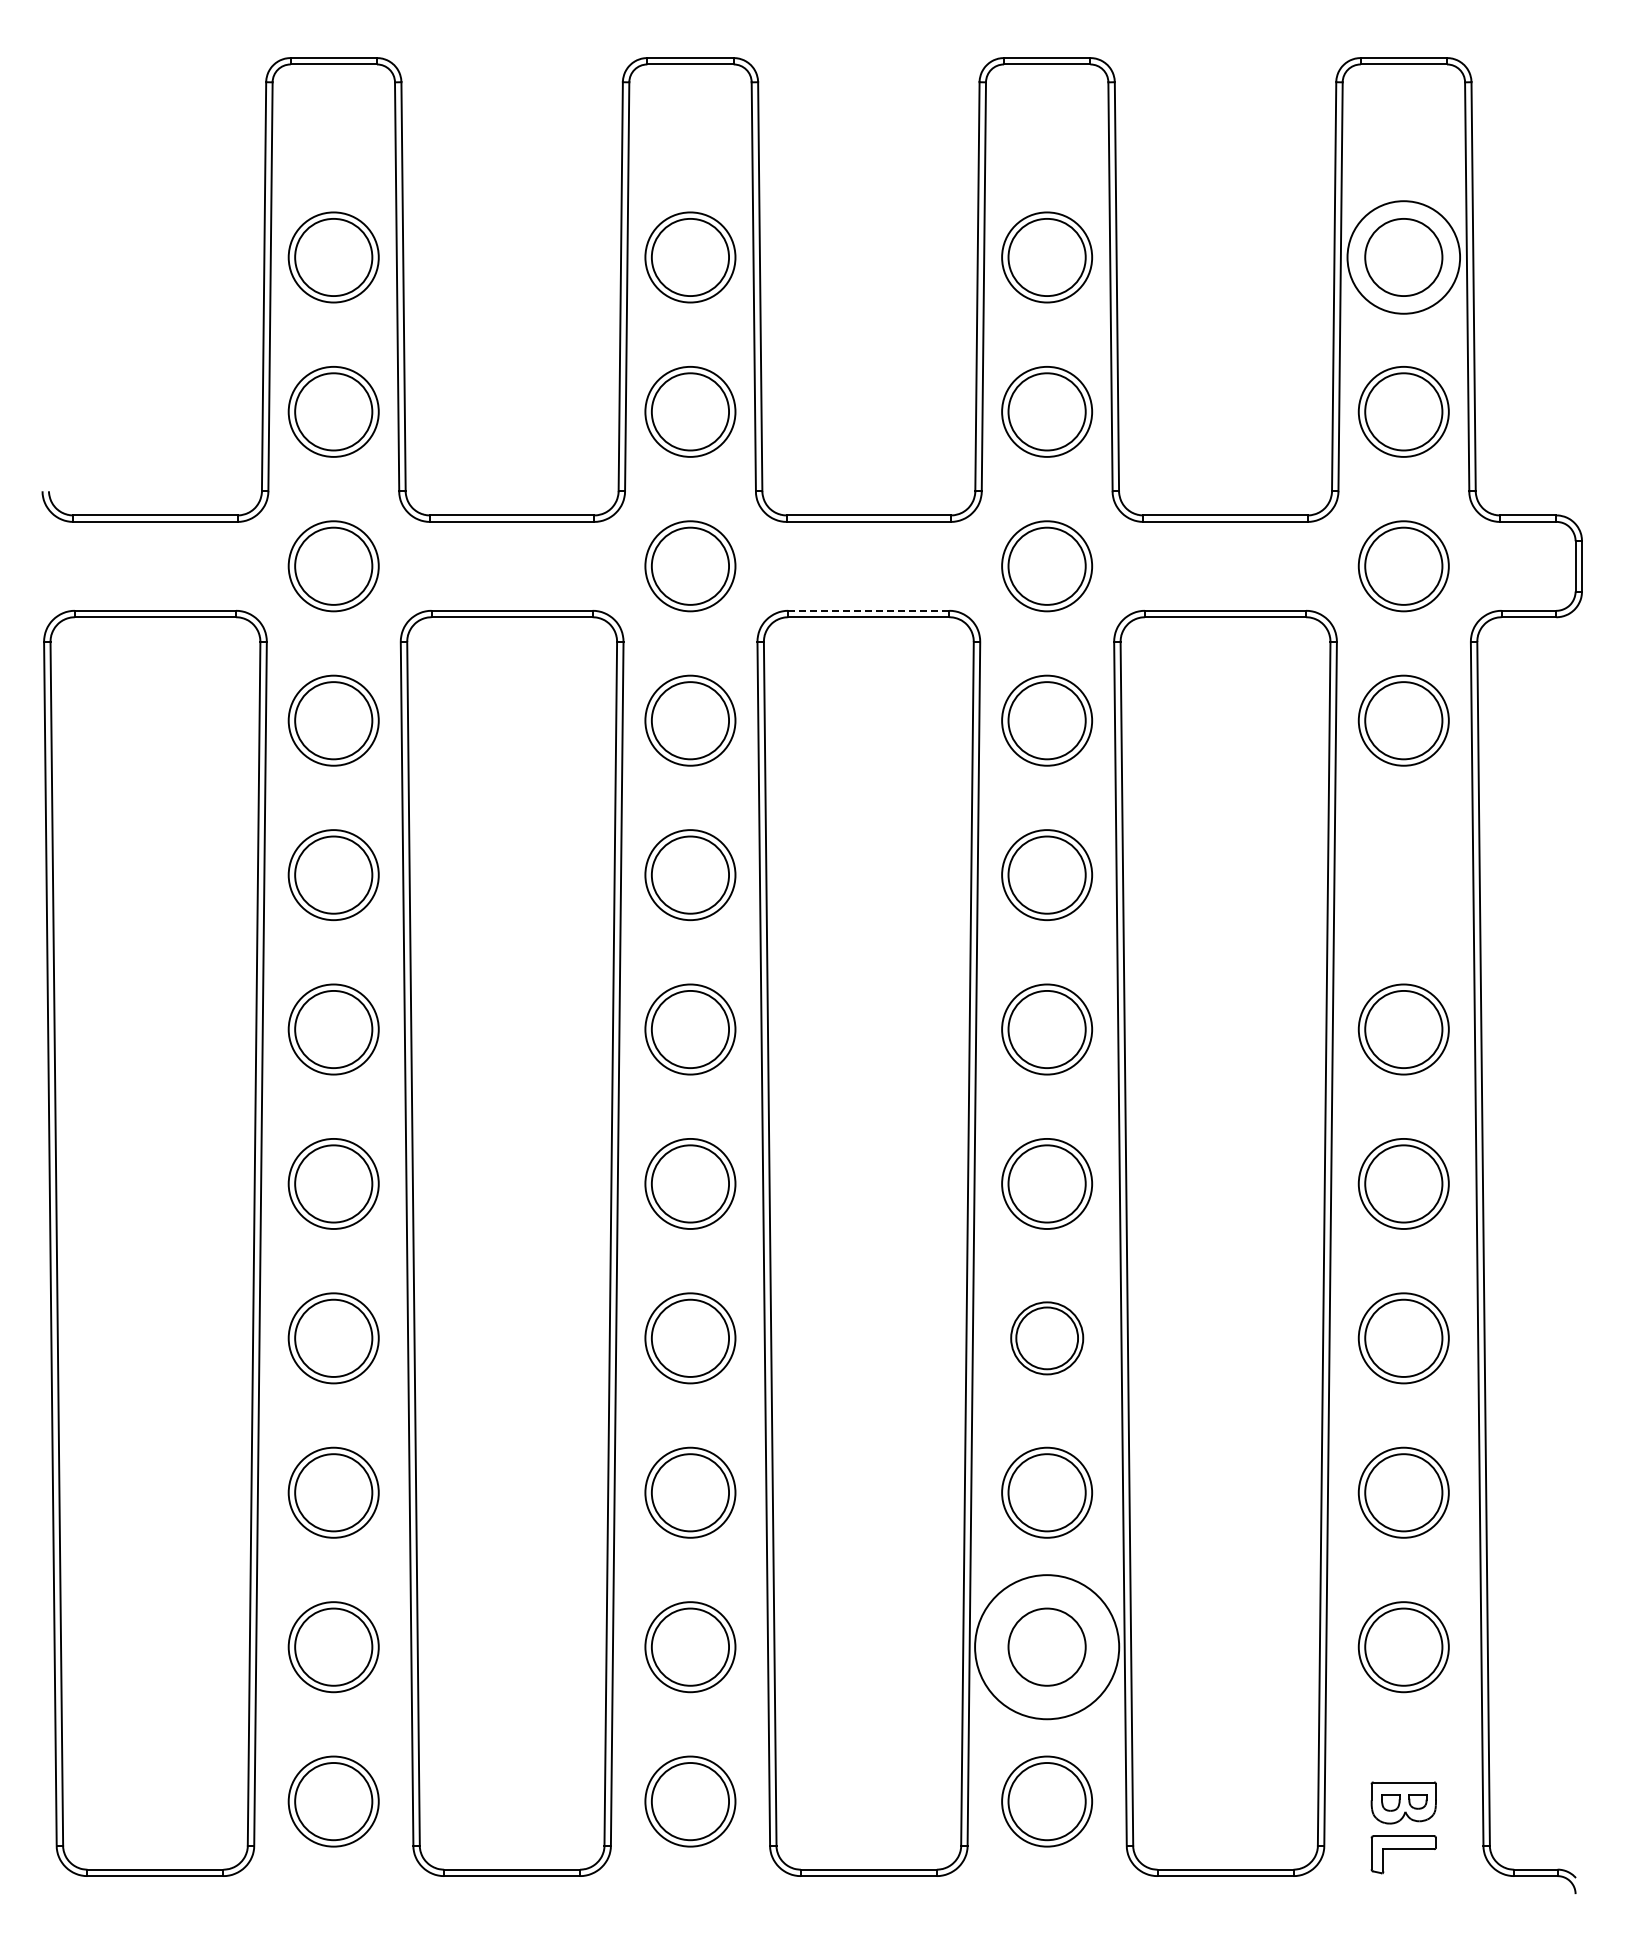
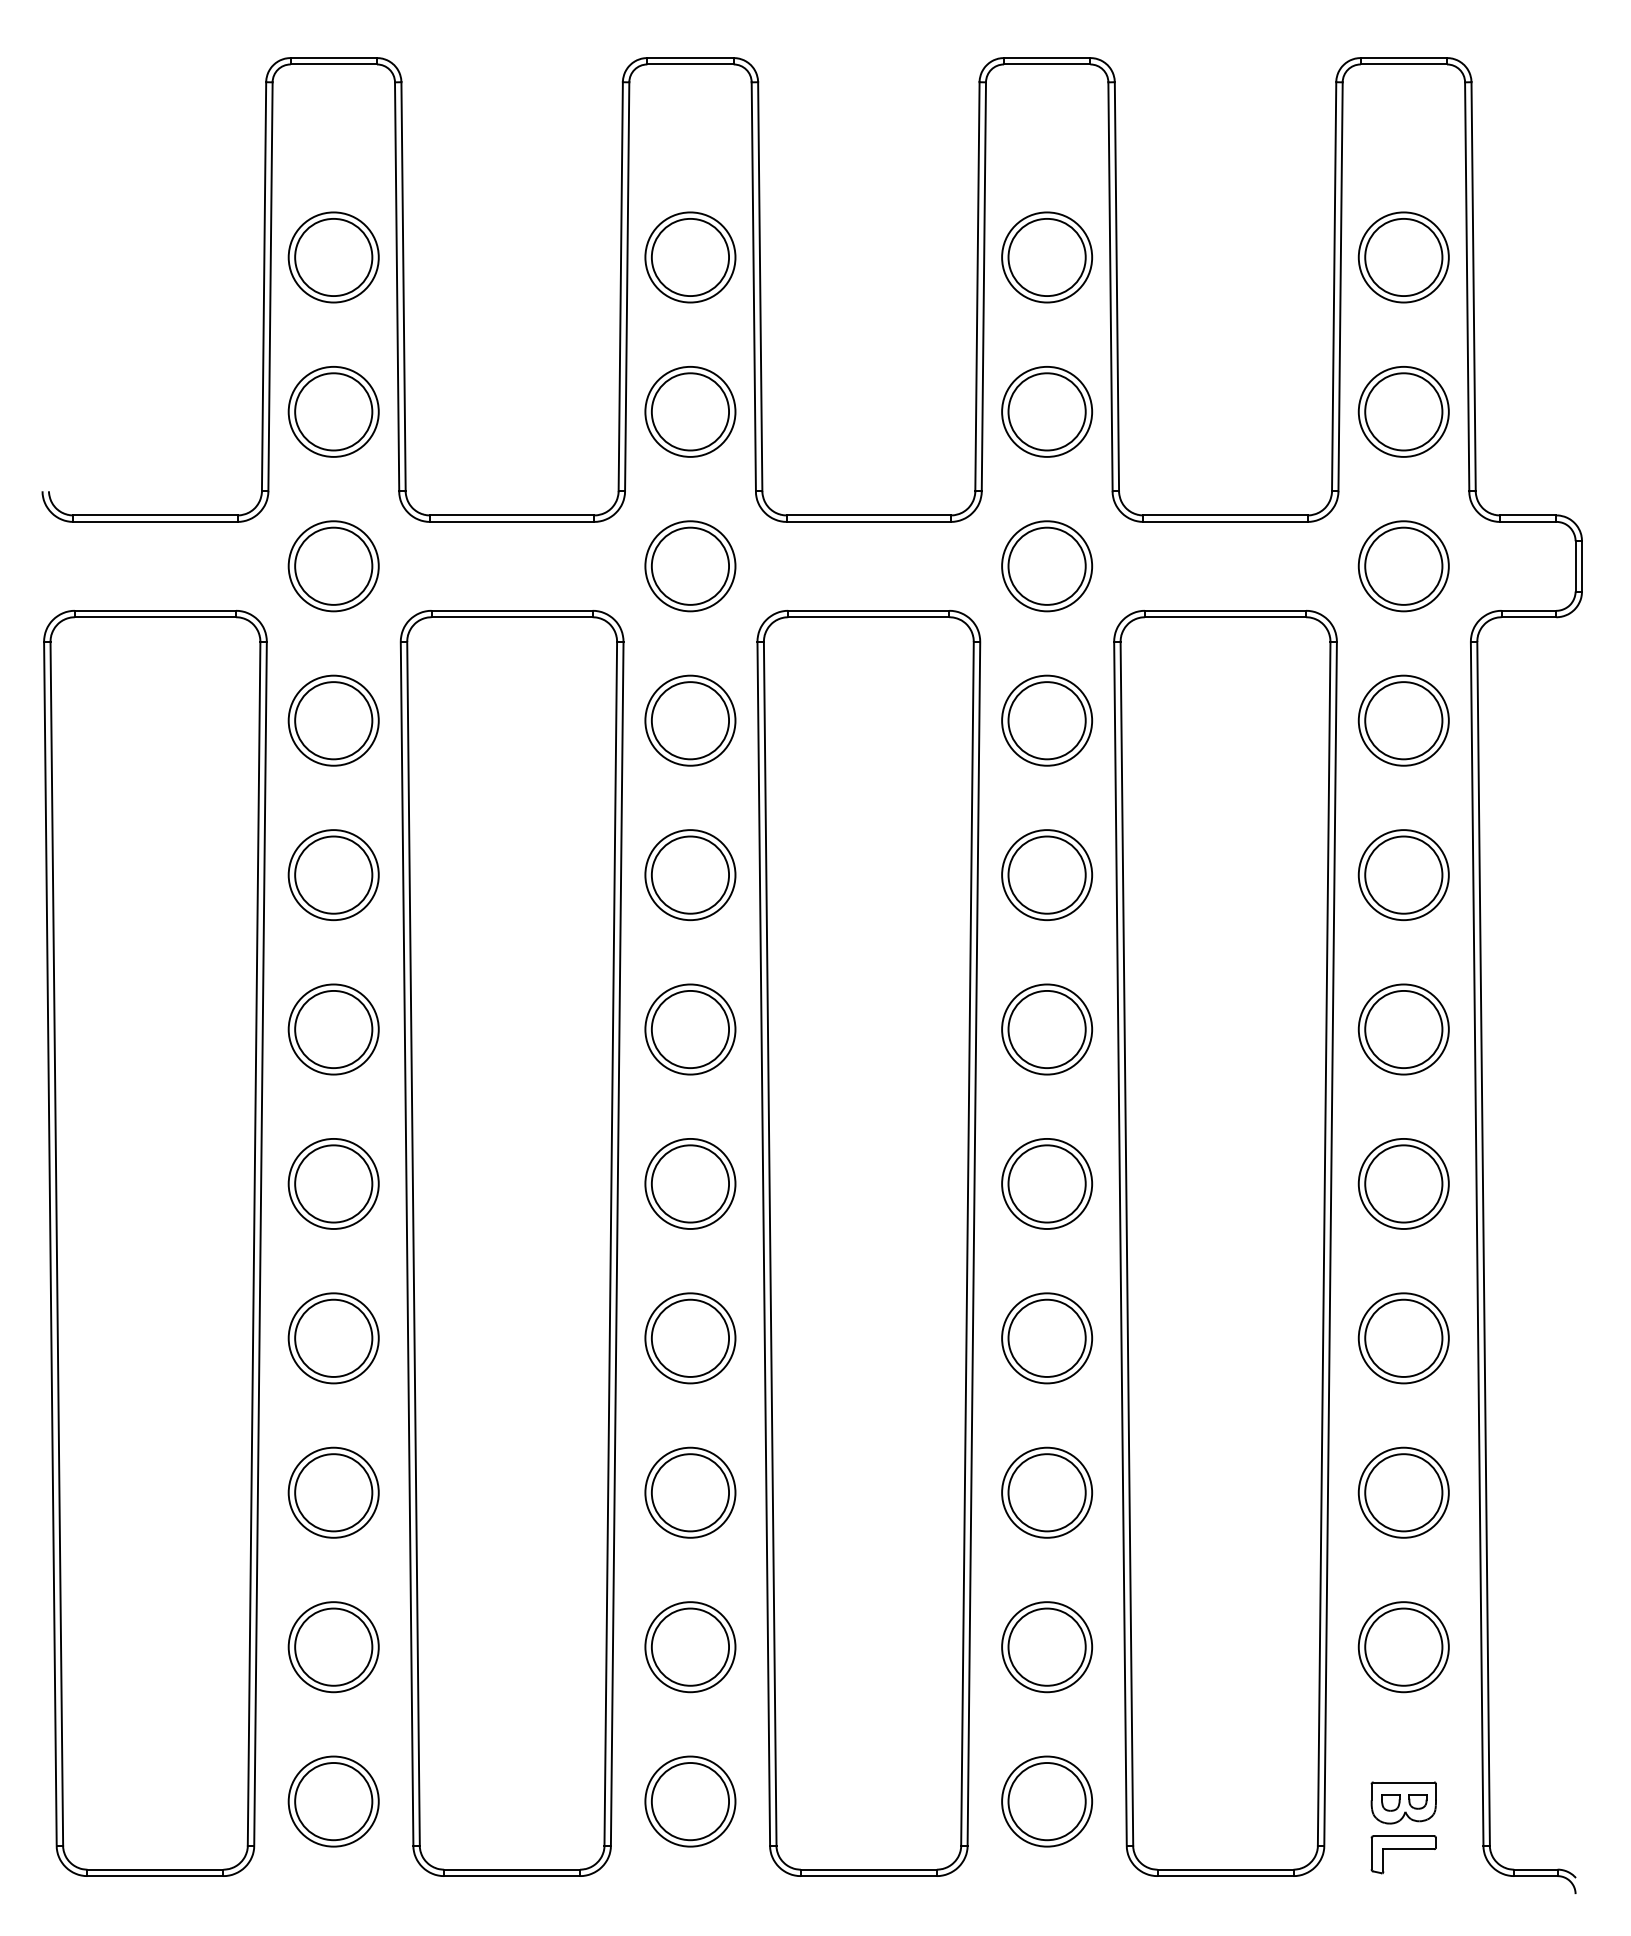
circle diameter: 113 px -> 90 px (1403, 257)
line: dashed -> solid (868, 610)
part: none -> present (1403, 875)
part size: 75x75 px -> 93x93 px (1047, 1338)
circle diameter: 144 px -> 90 px (1047, 1647)
